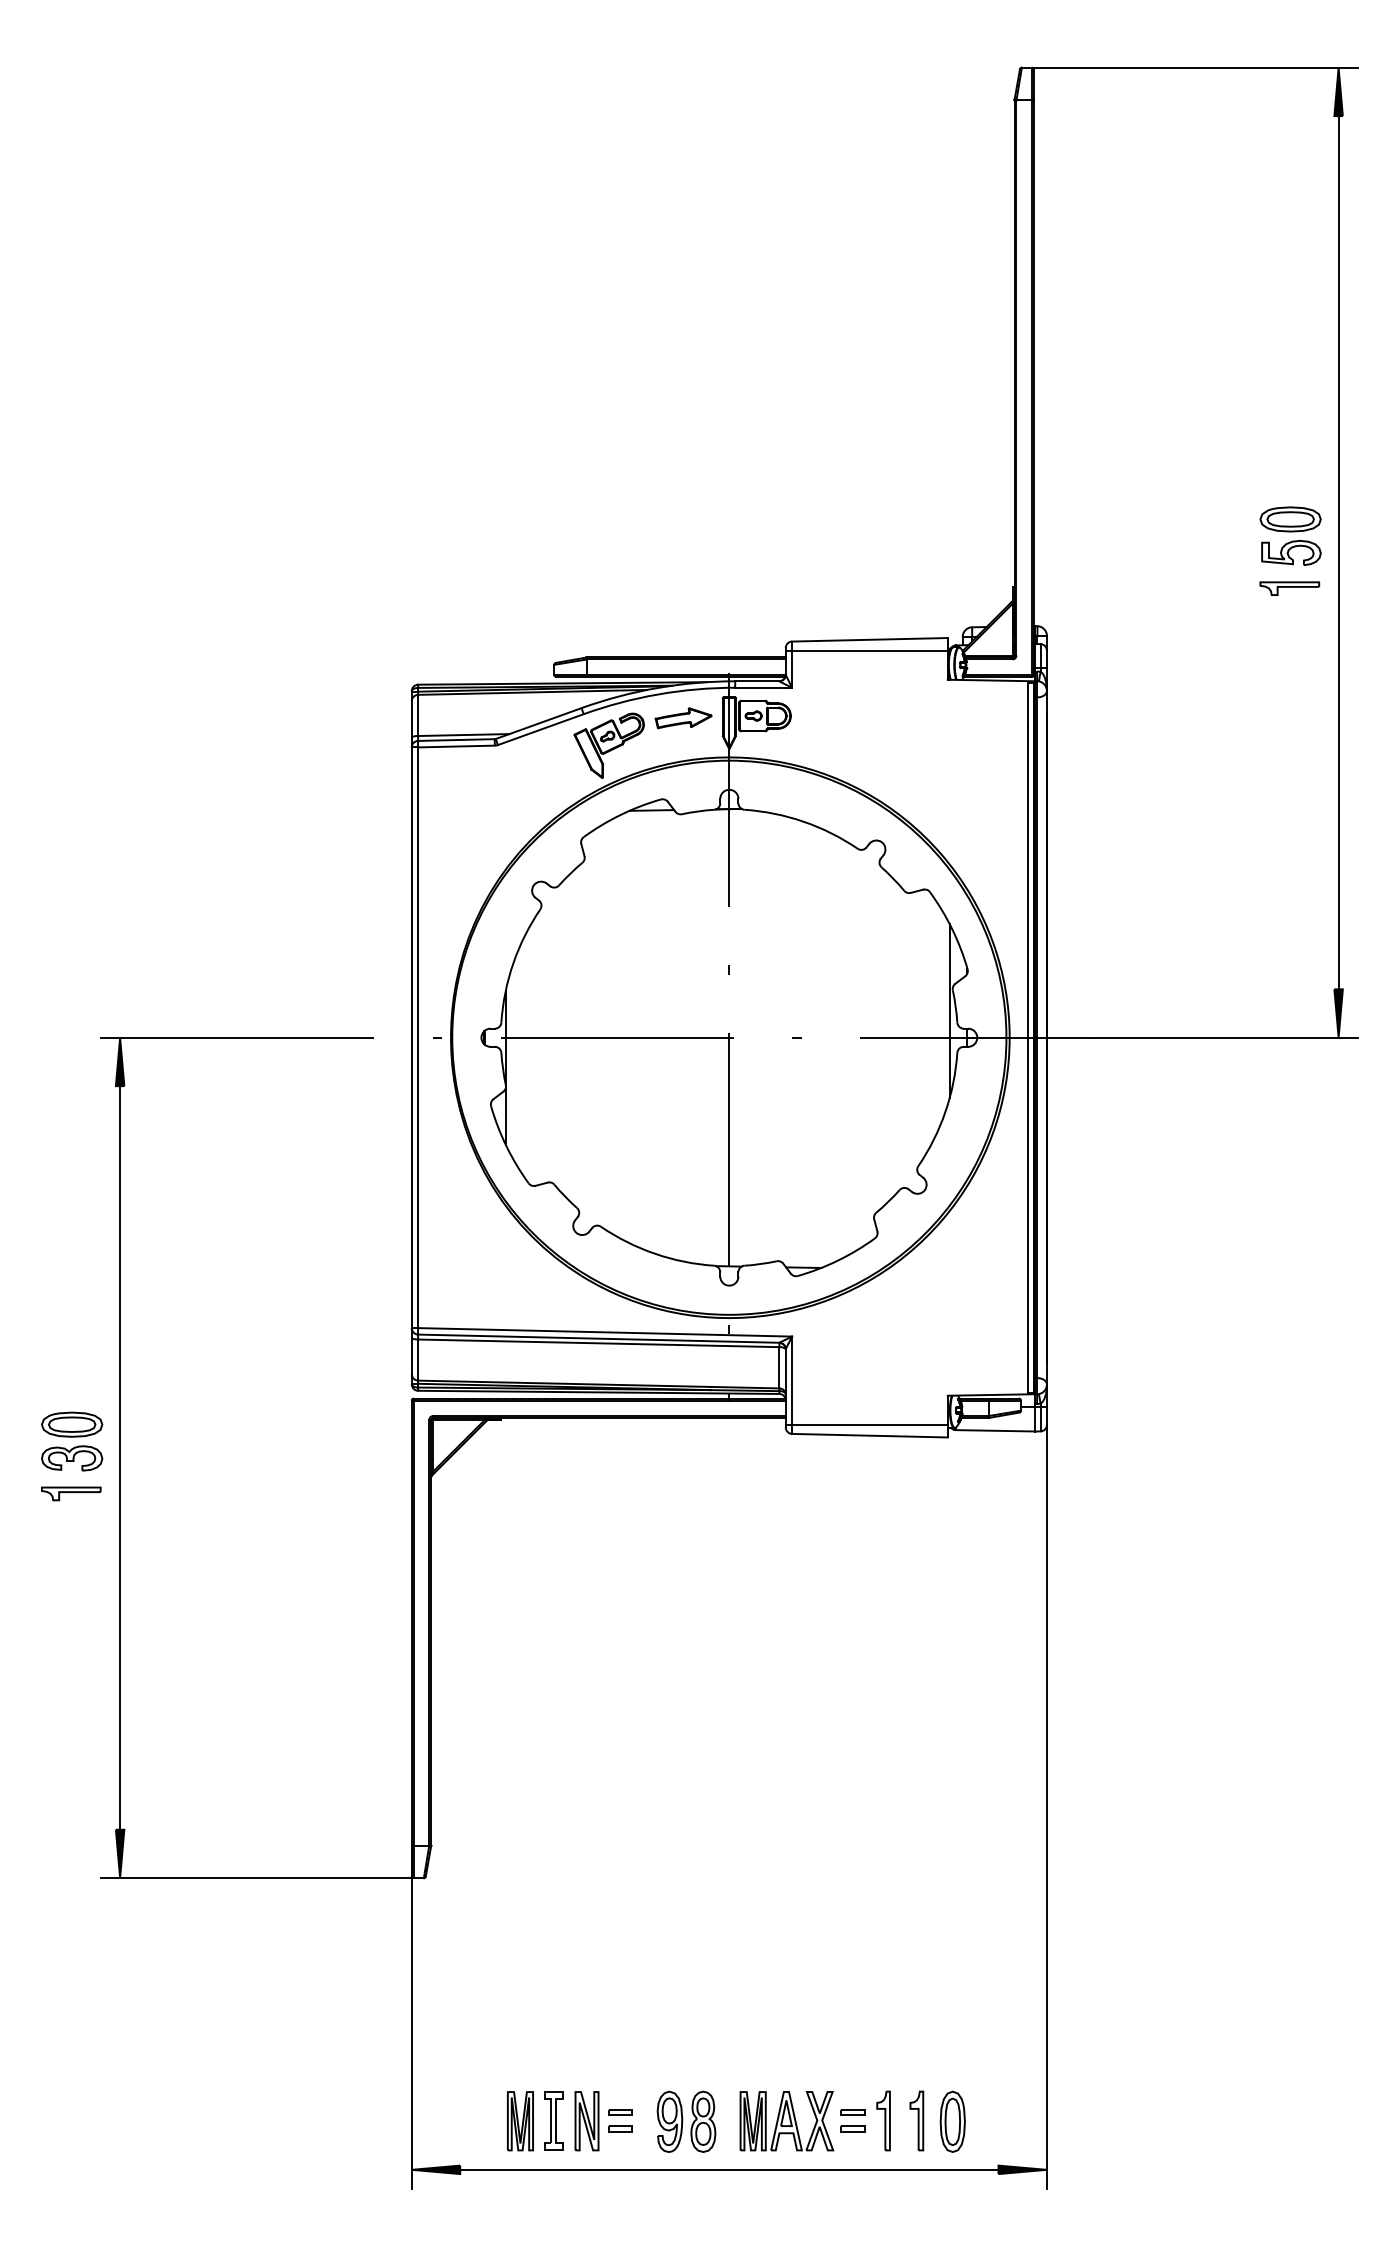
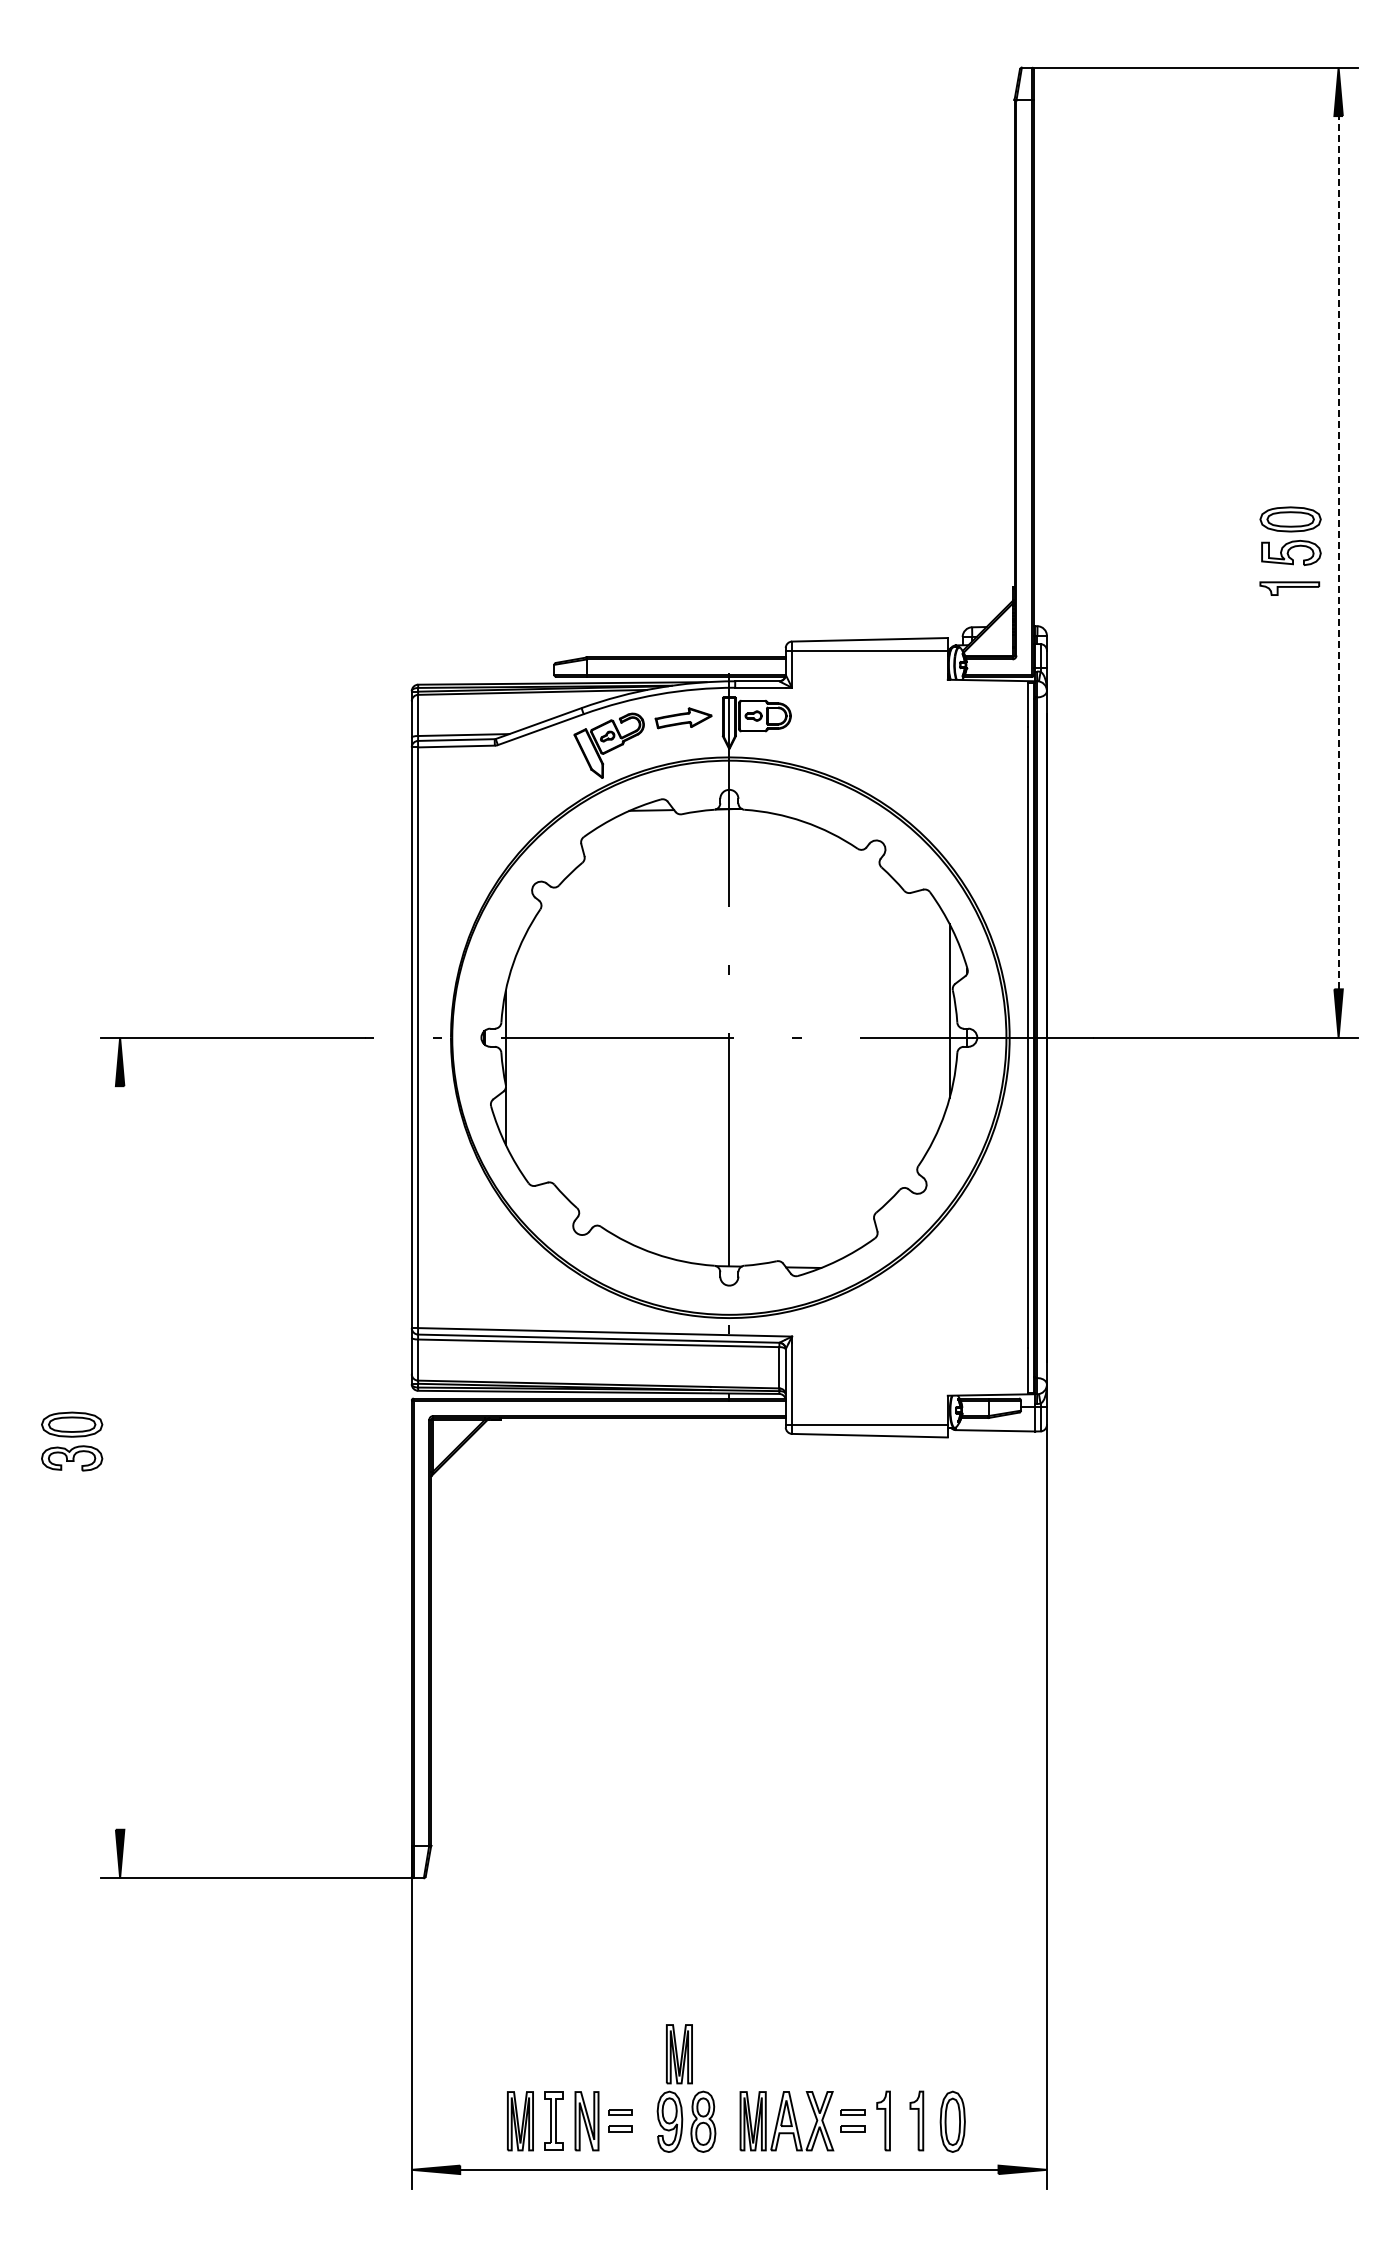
line: solid -> dashed (1338, 552)
line: present -> none (120, 1457)
part: present -> none (71, 1493)
part: none -> present (679, 2054)
